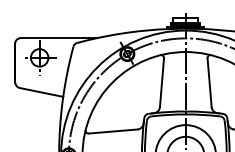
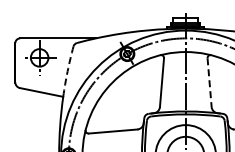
arc: solid -> dashed (67, 71)
line: solid -> dashed (209, 83)
